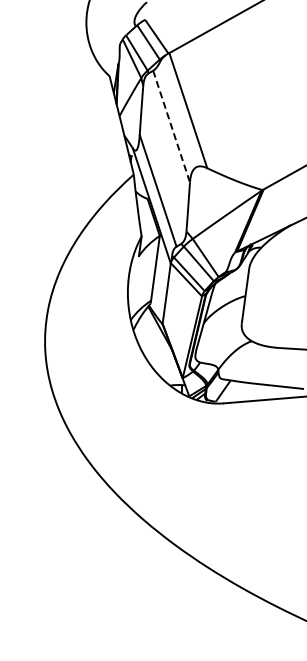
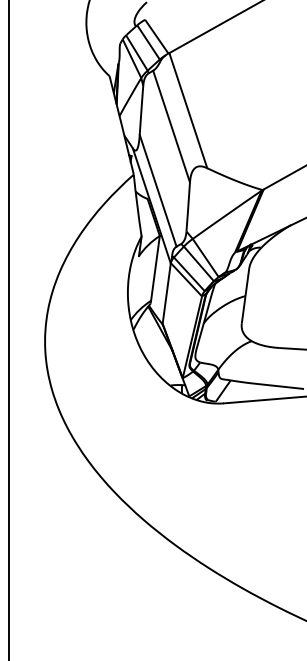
line: dashed -> solid (171, 126)
line: none -> present (9, 329)
